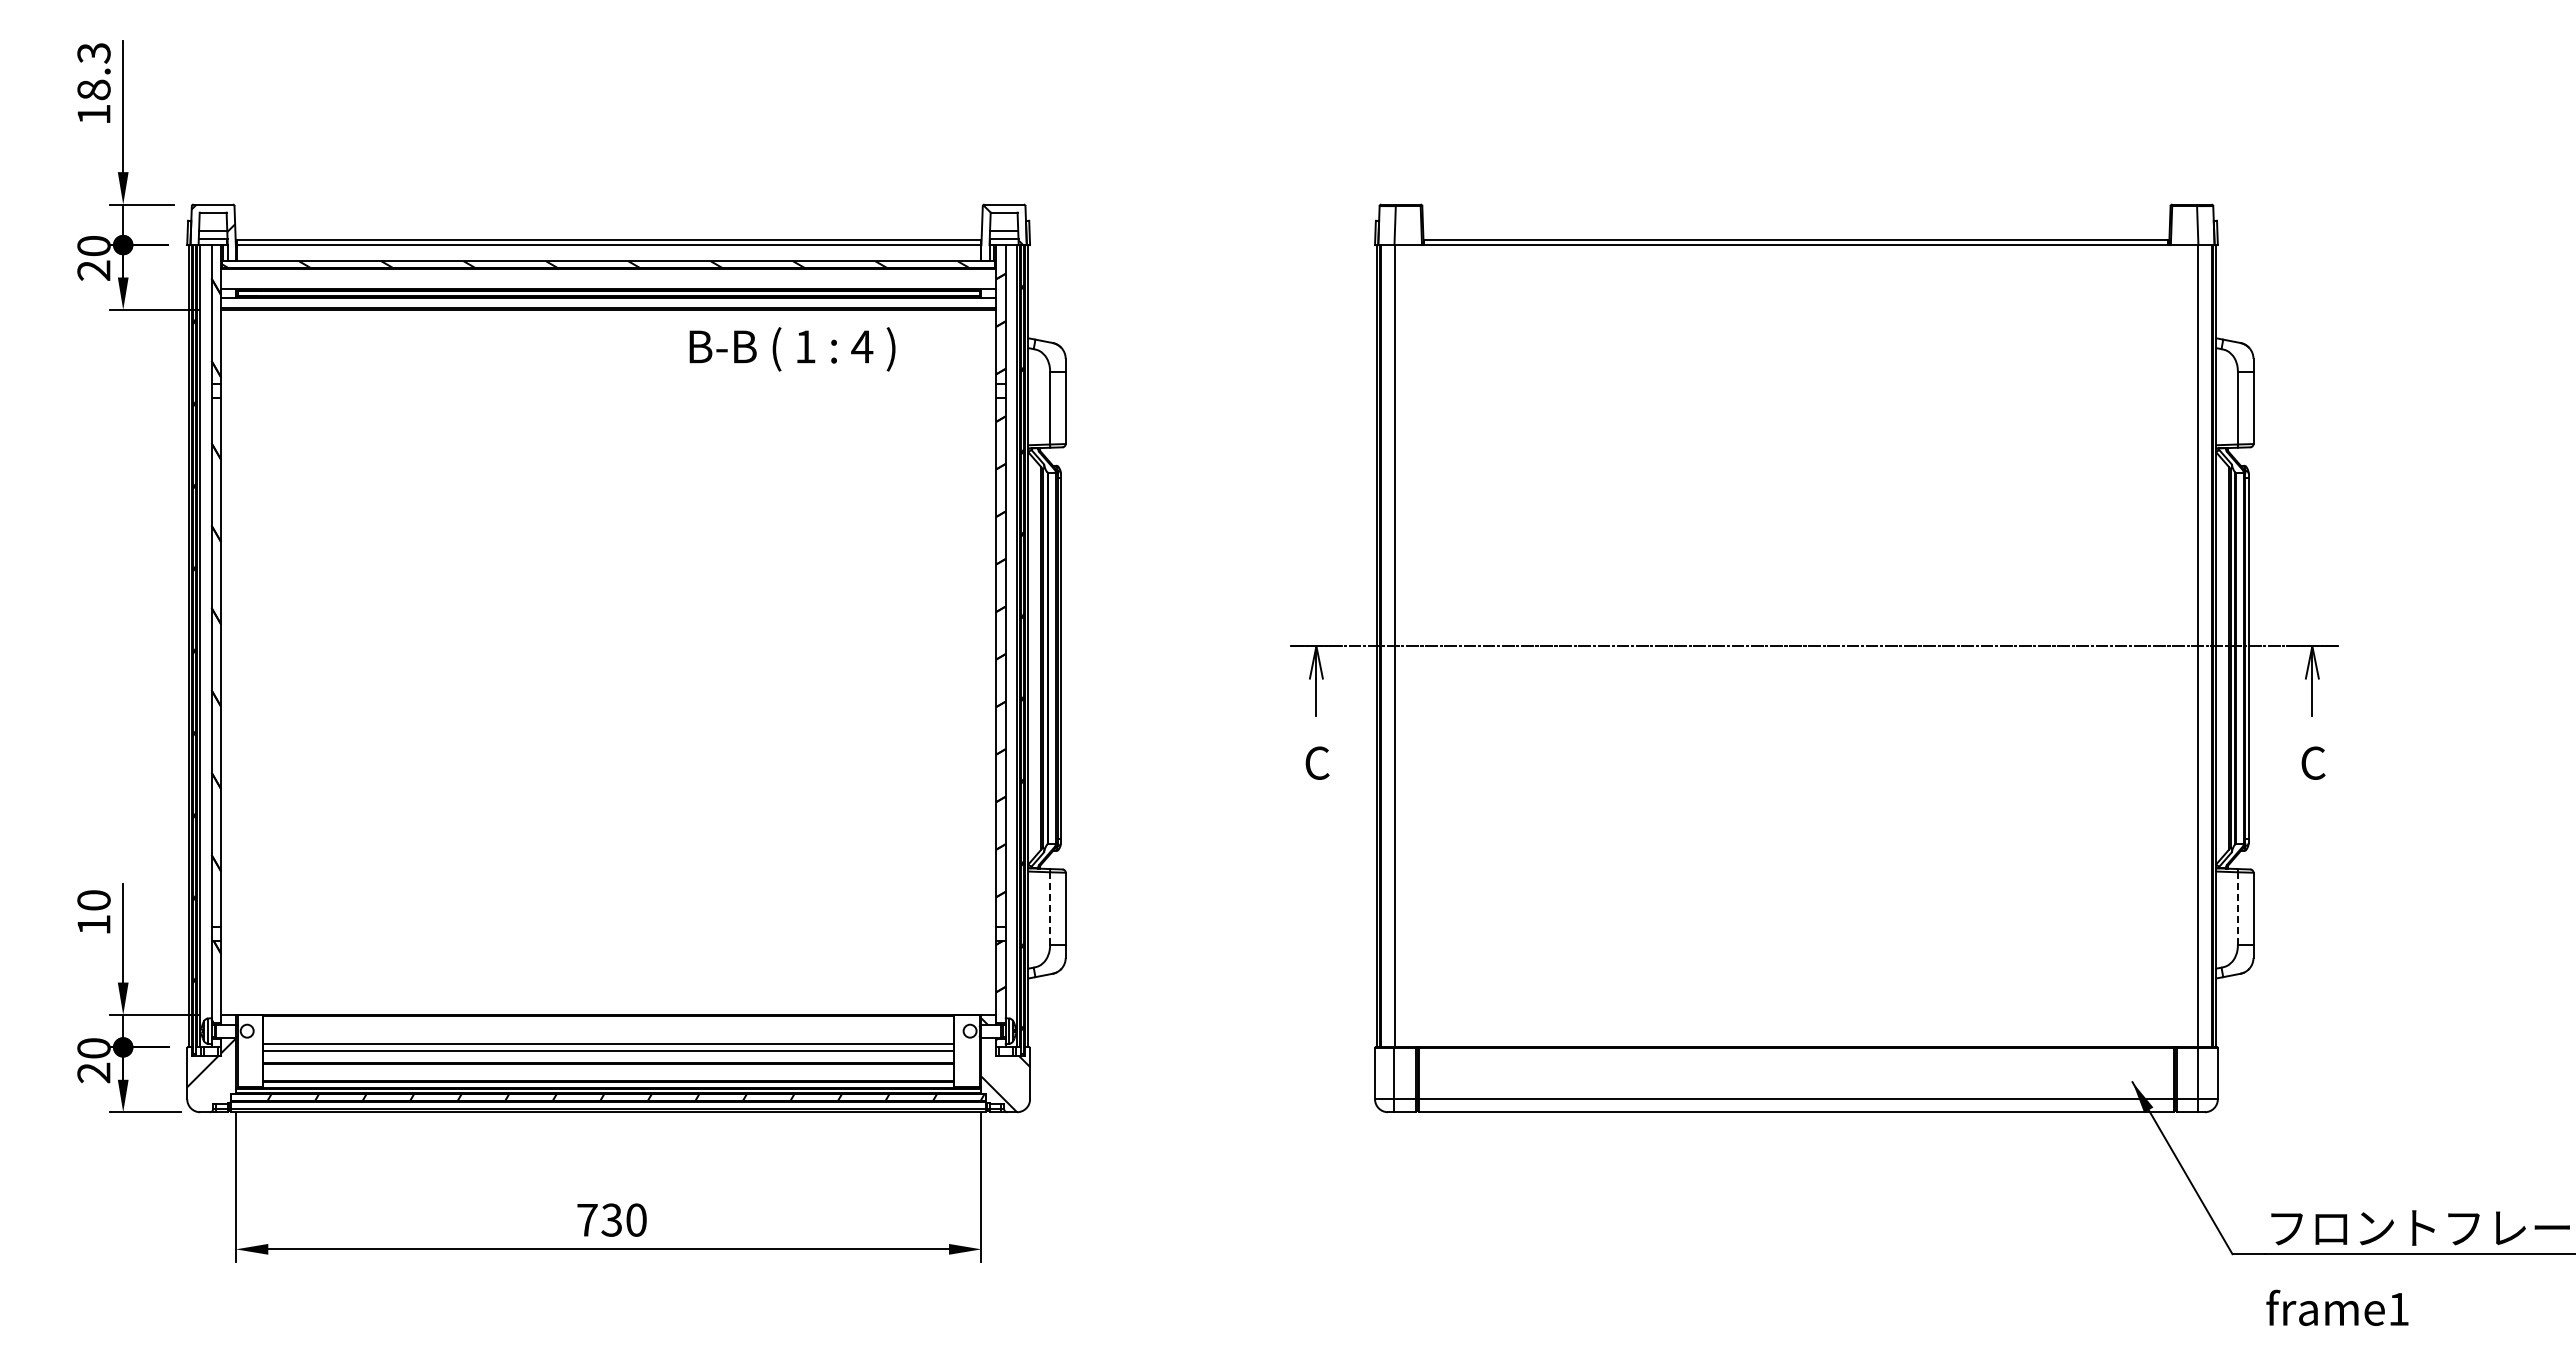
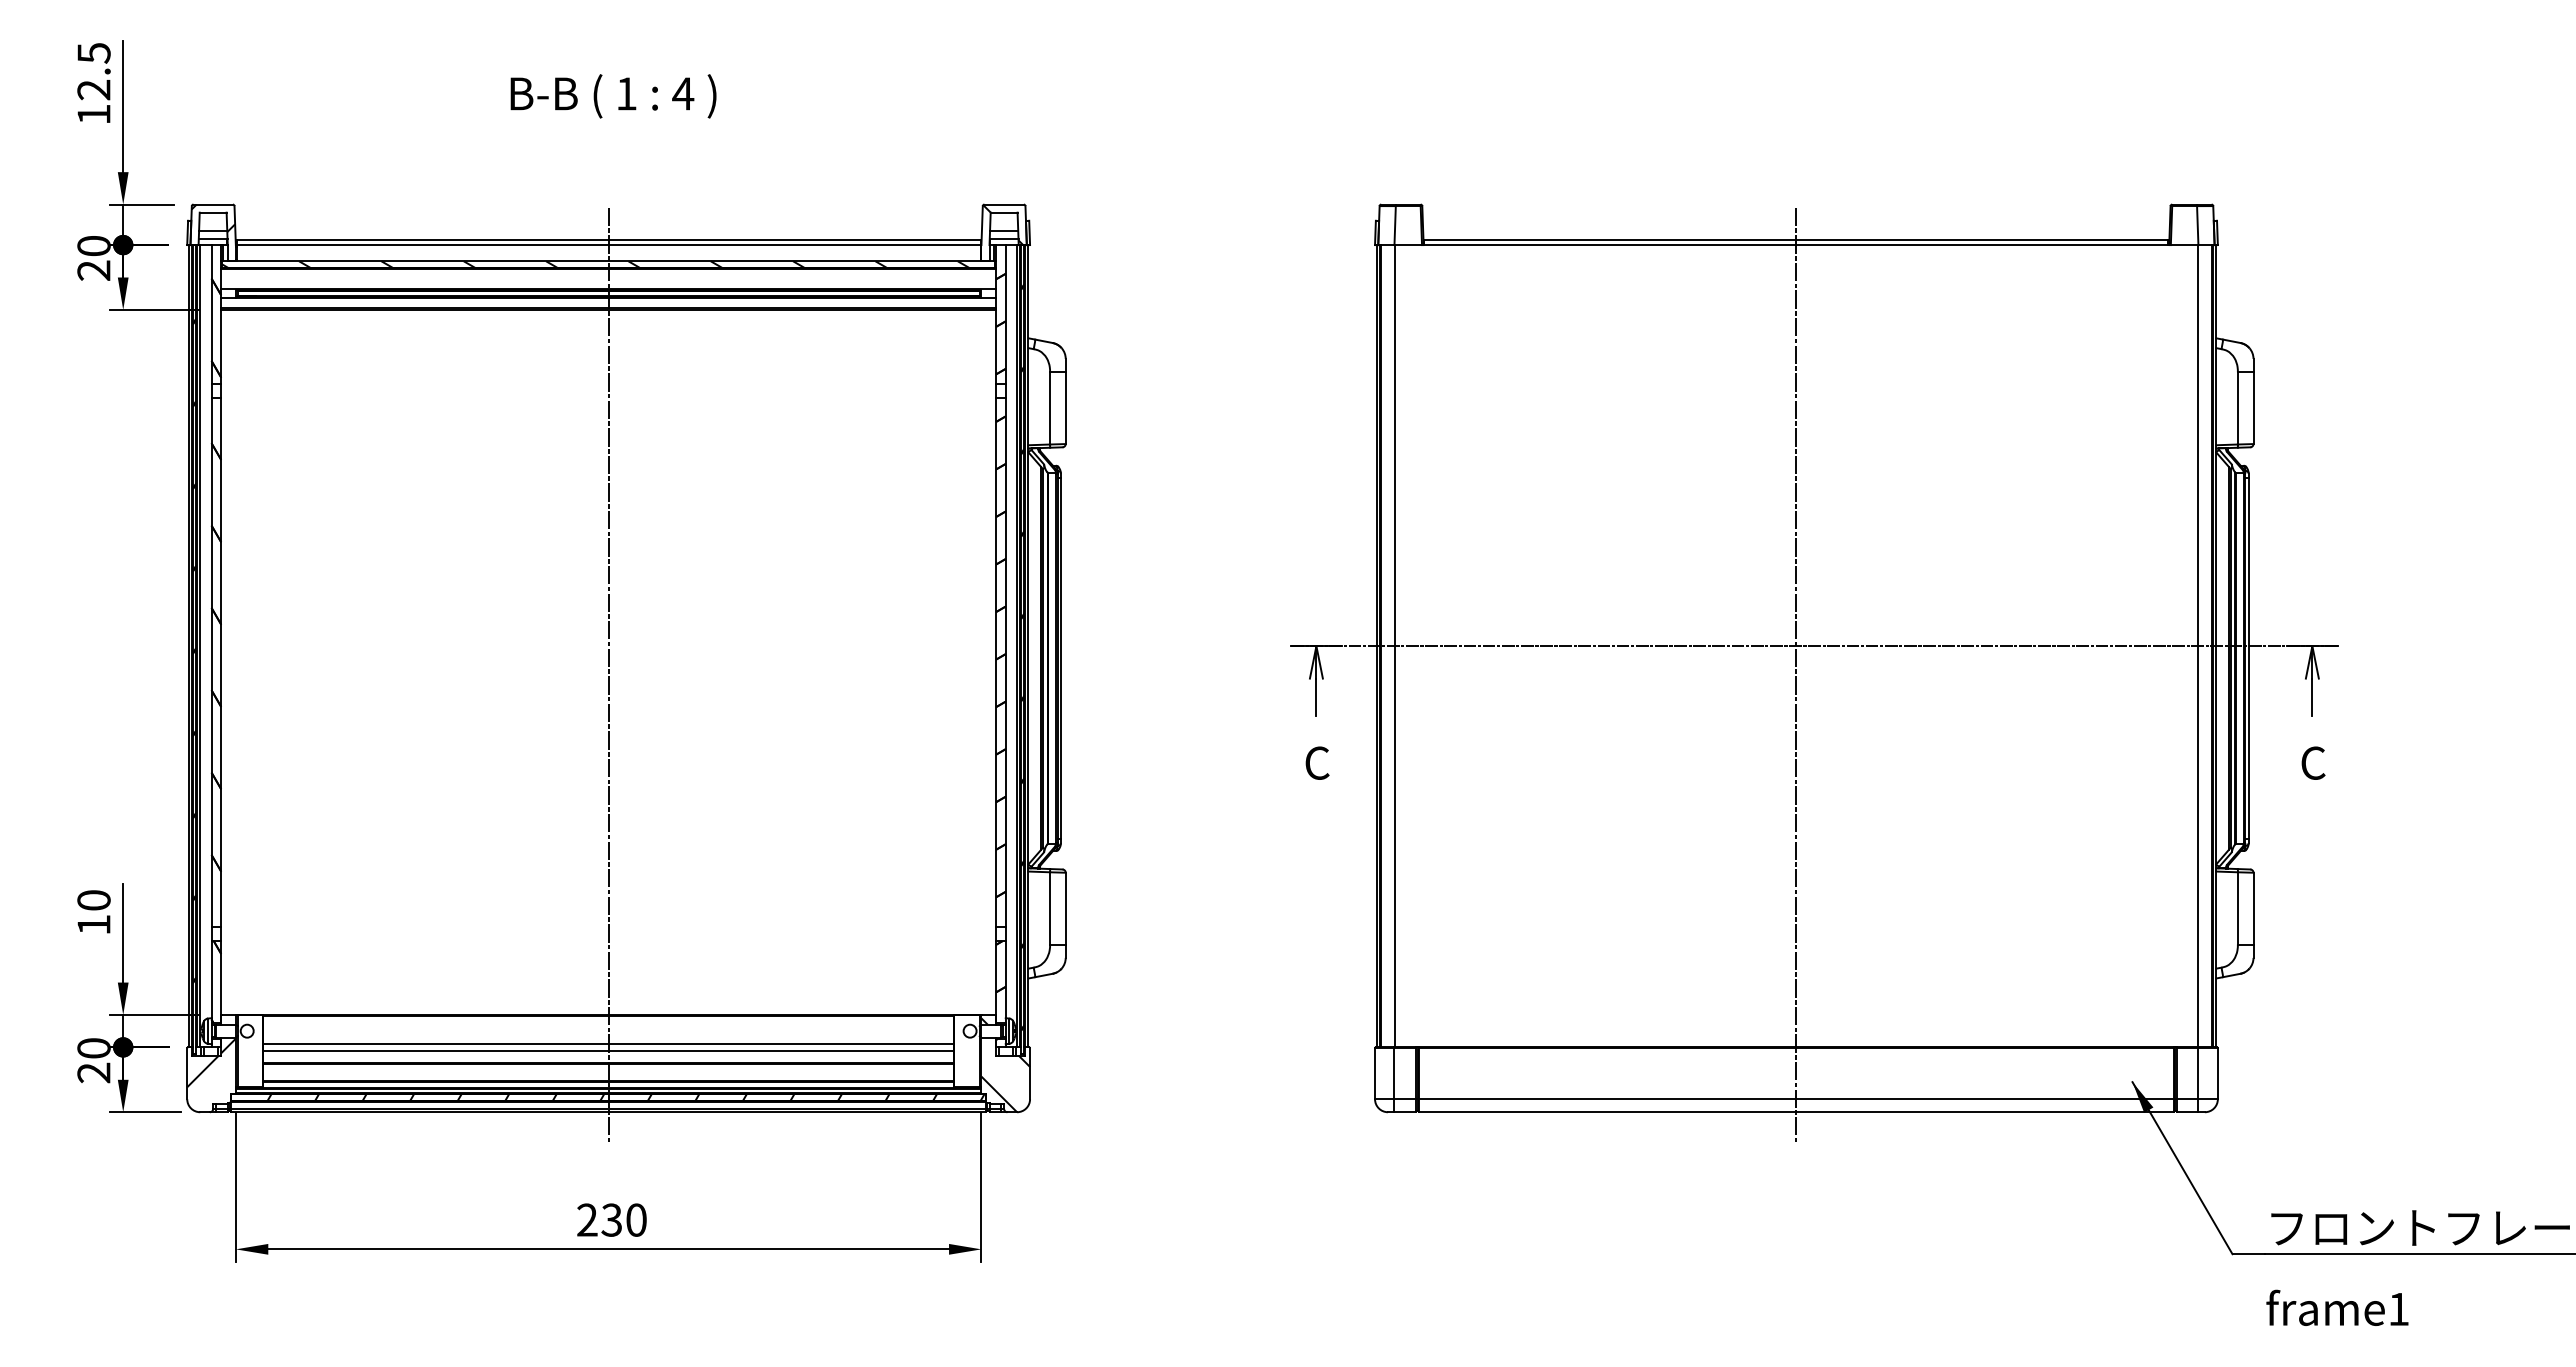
text: 18.3 -> 12.5 (93, 71)
text position: (792, 349) -> (613, 96) (613, 96)
line: none -> present (608, 675)
line: none -> present (1796, 675)
line: dashed -> solid (1050, 908)
line: dashed -> solid (2237, 908)
text: 730 -> 230 (587, 1219)
